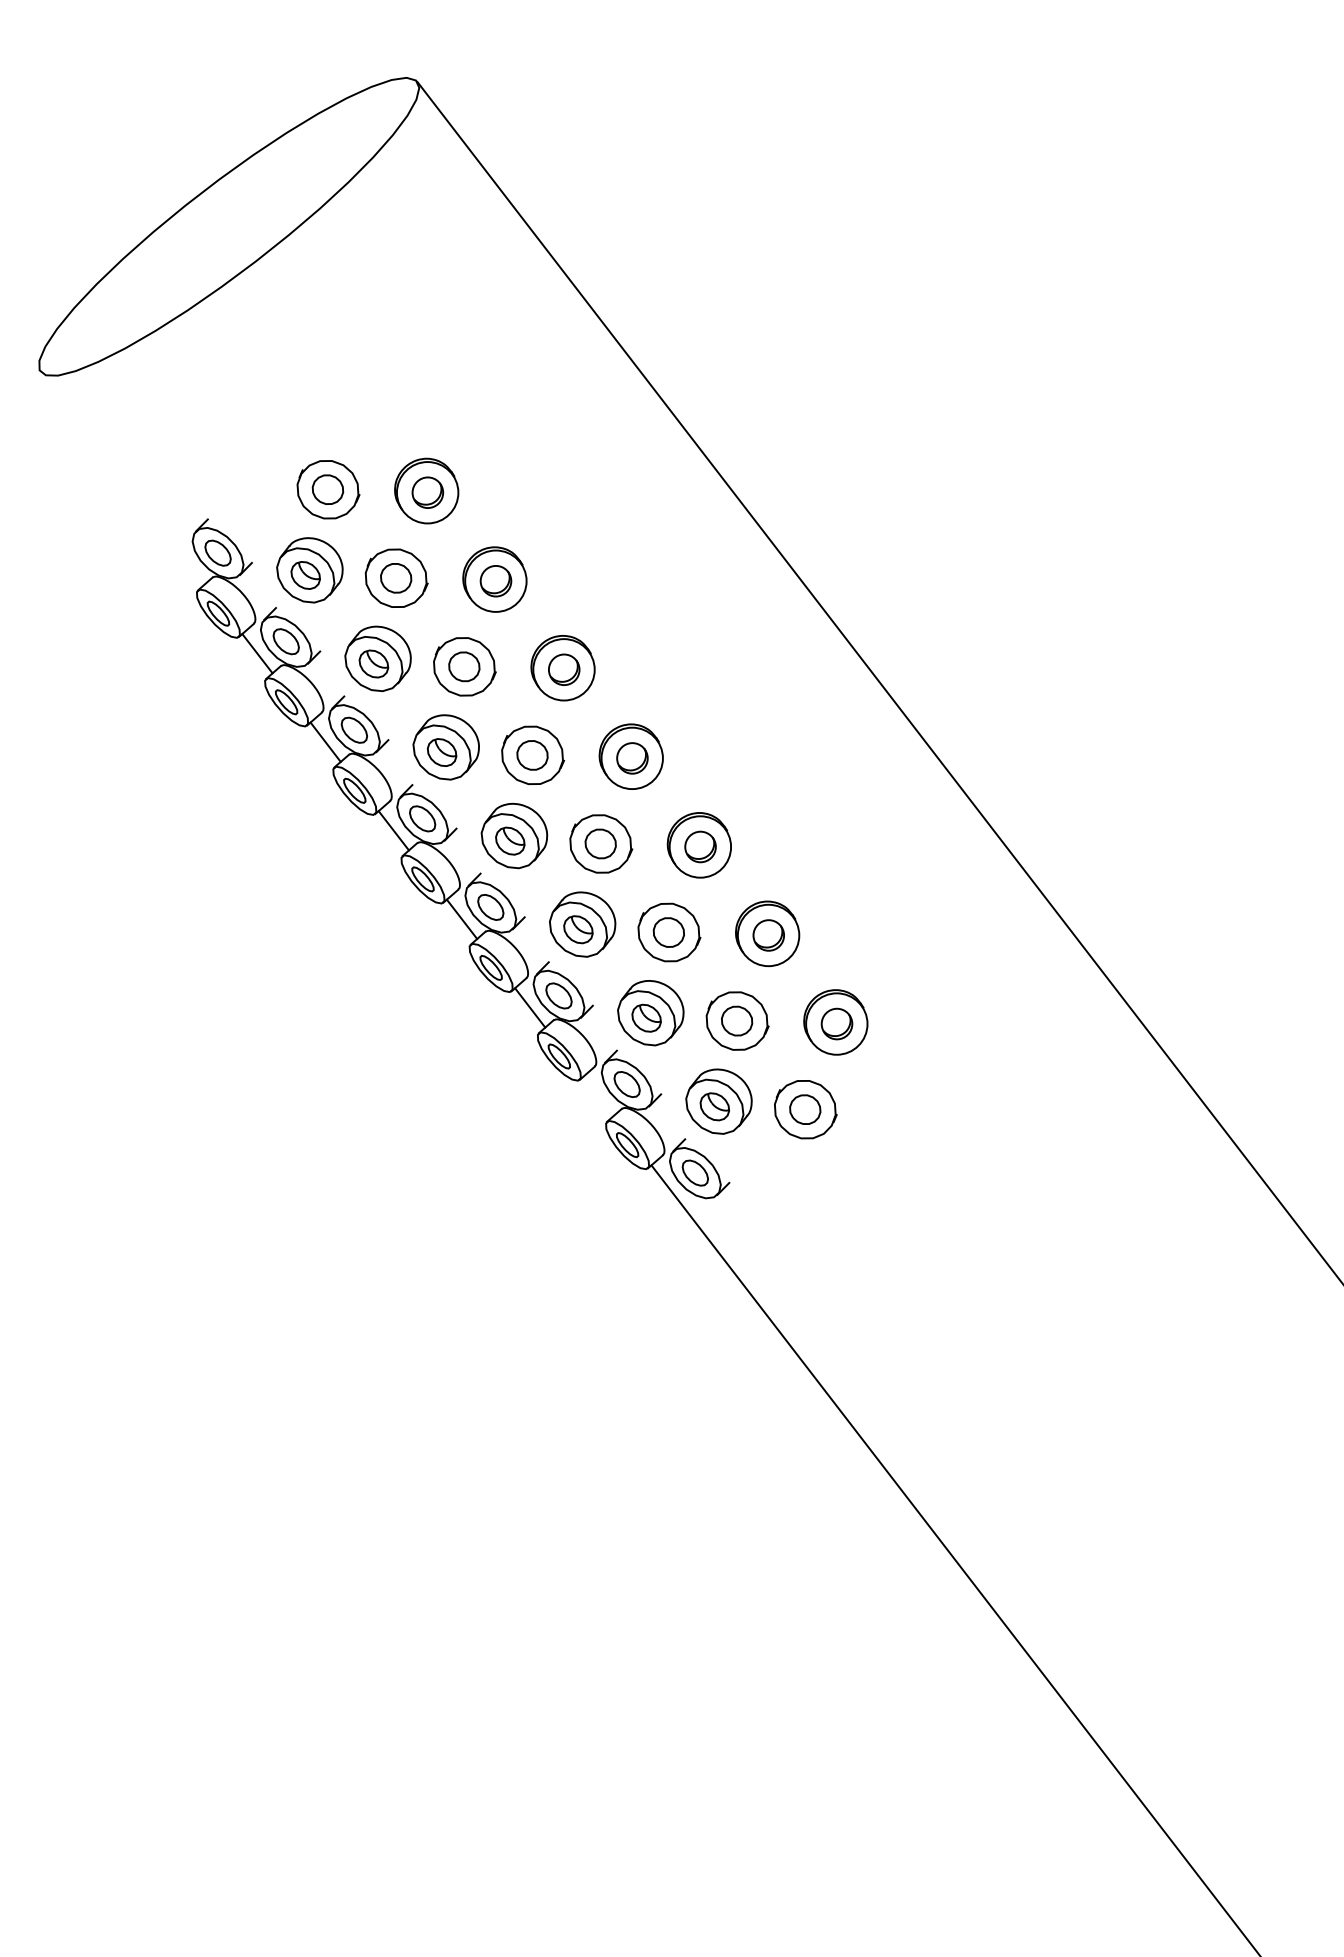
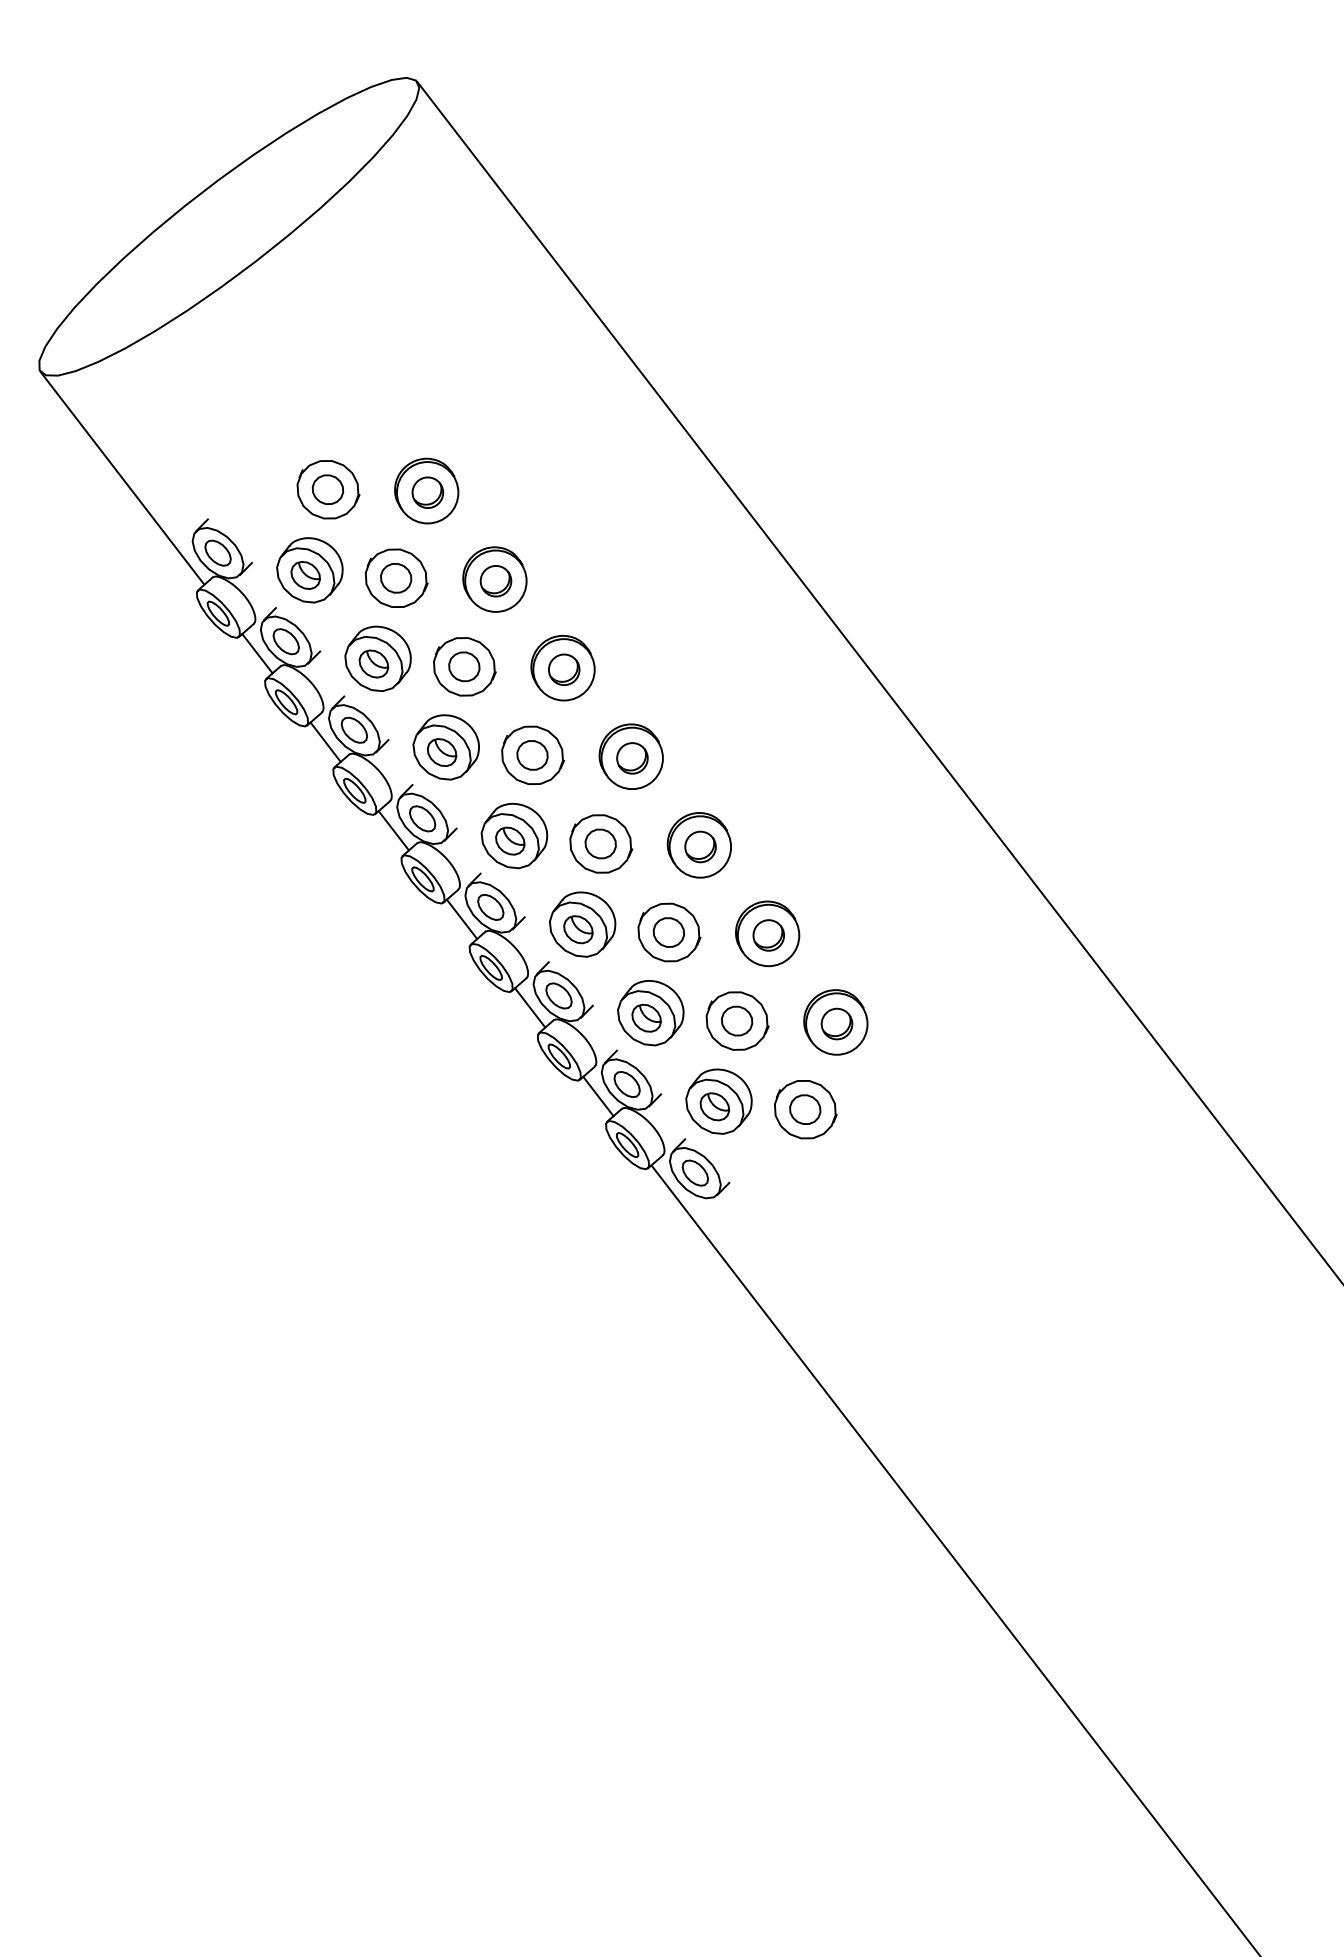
line: none -> present (122, 478)
line: none -> present (598, 1096)
